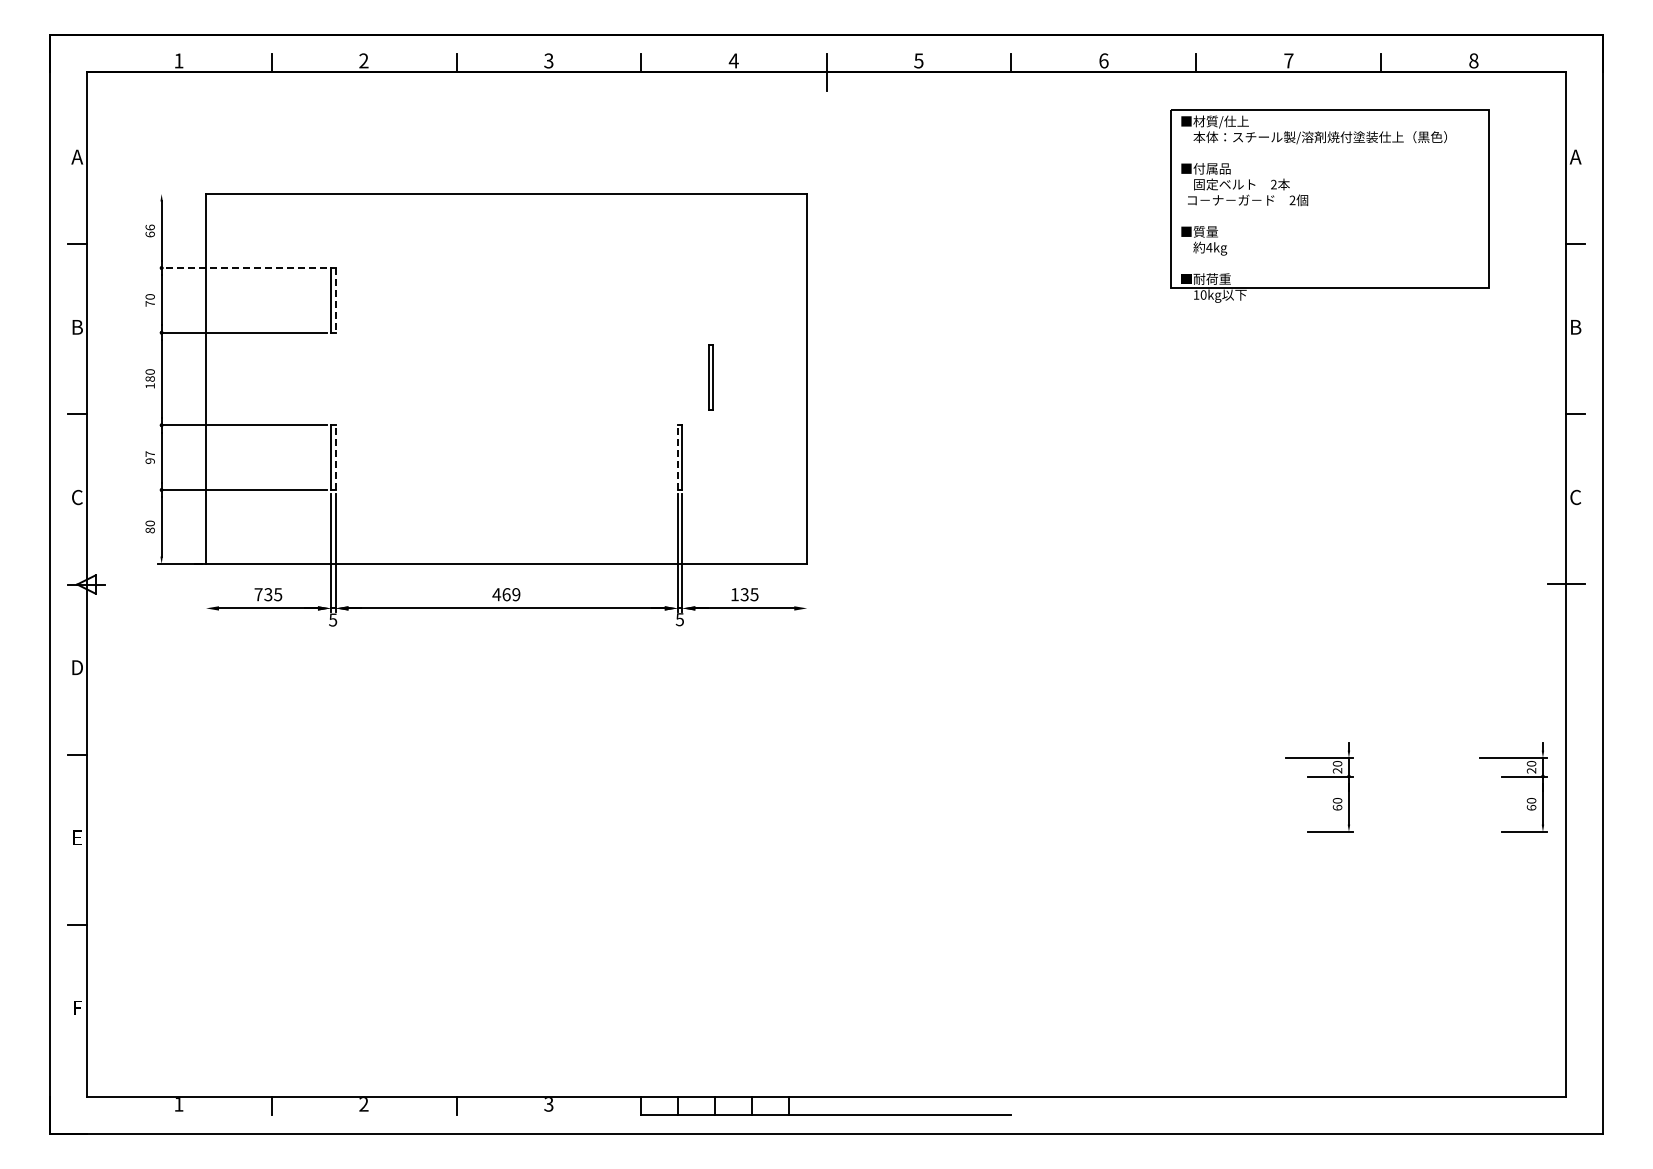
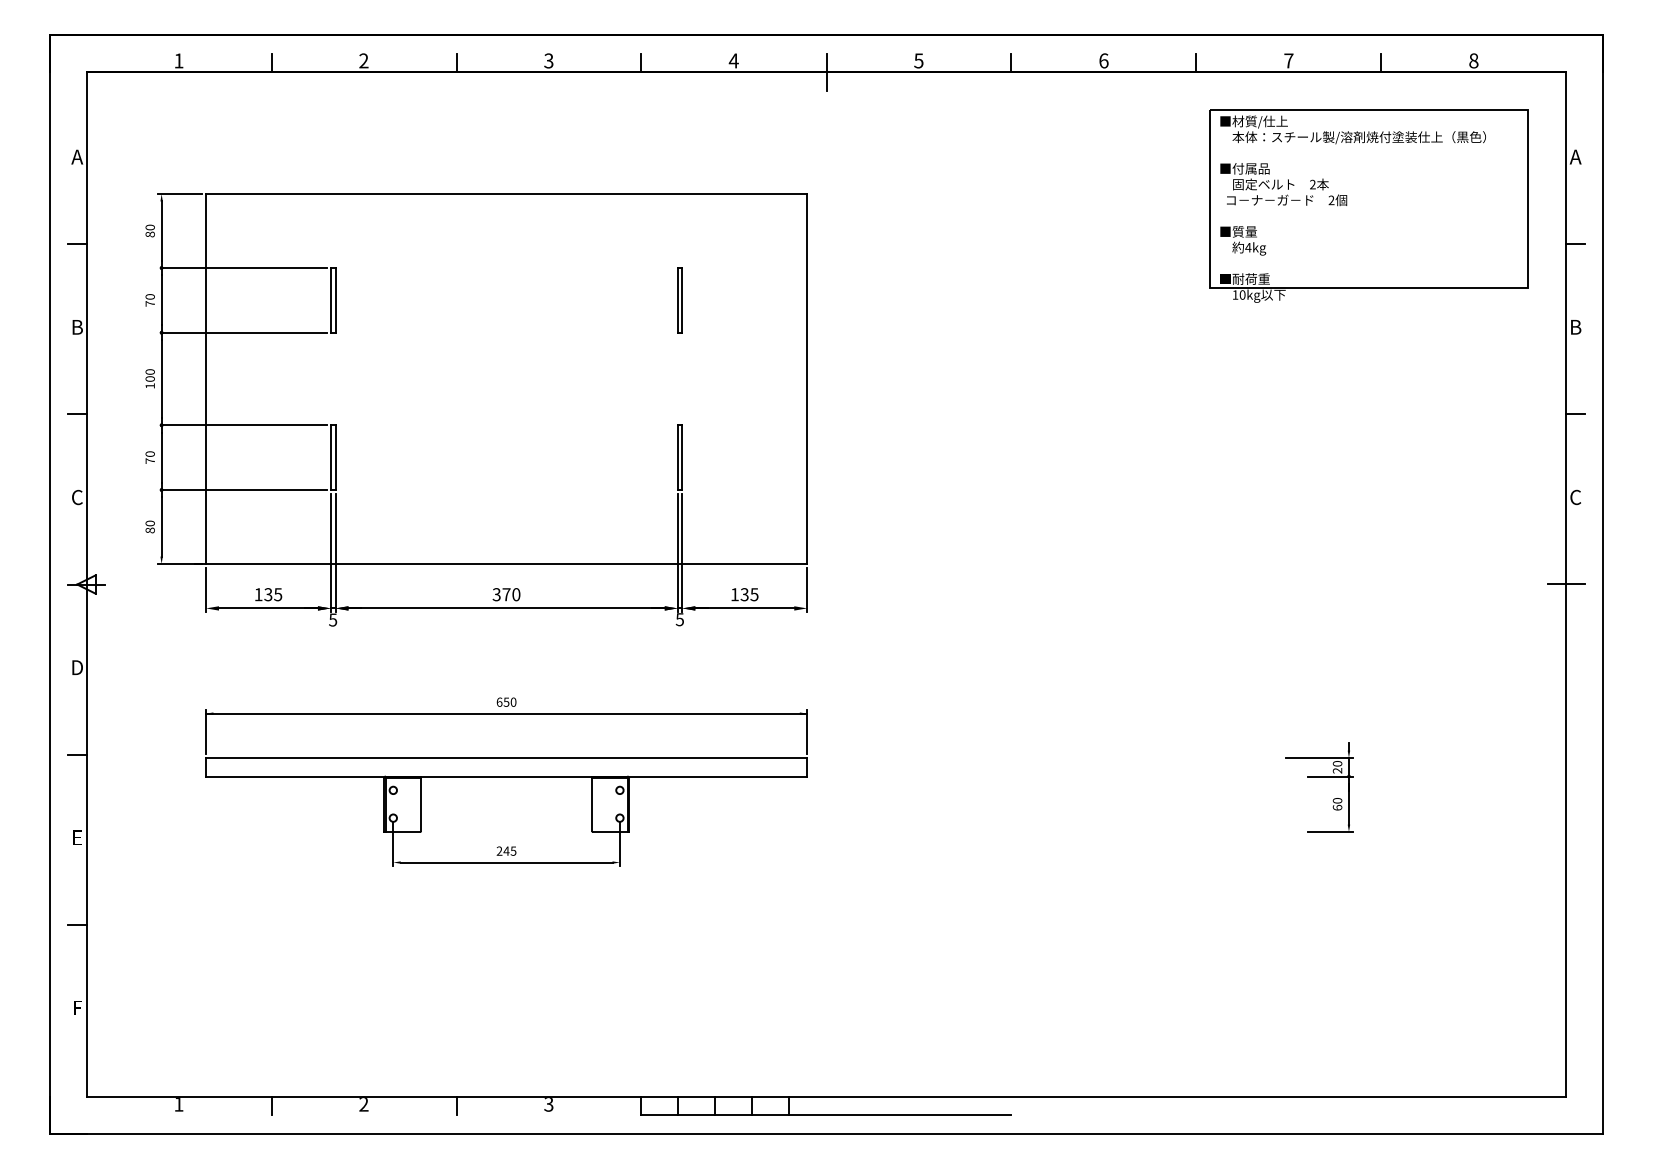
line: none -> present (179, 194)
part position: (1329, 205) -> (1368, 205) (1368, 205)
text: 66 -> 80 (149, 230)
line: dashed -> solid (244, 268)
line: dashed -> solid (335, 300)
part position: (710, 377) -> (679, 300) (679, 300)
text: 180 -> 100 (150, 378)
text: 97 -> 70 (149, 457)
line: dashed -> solid (335, 457)
line: dashed -> solid (677, 457)
line: none -> present (206, 589)
line: none -> present (807, 589)
text: 735 -> 135 (258, 594)
text: 469 -> 370 (506, 594)
part: present -> none (1513, 777)
part: none -> present (506, 781)
